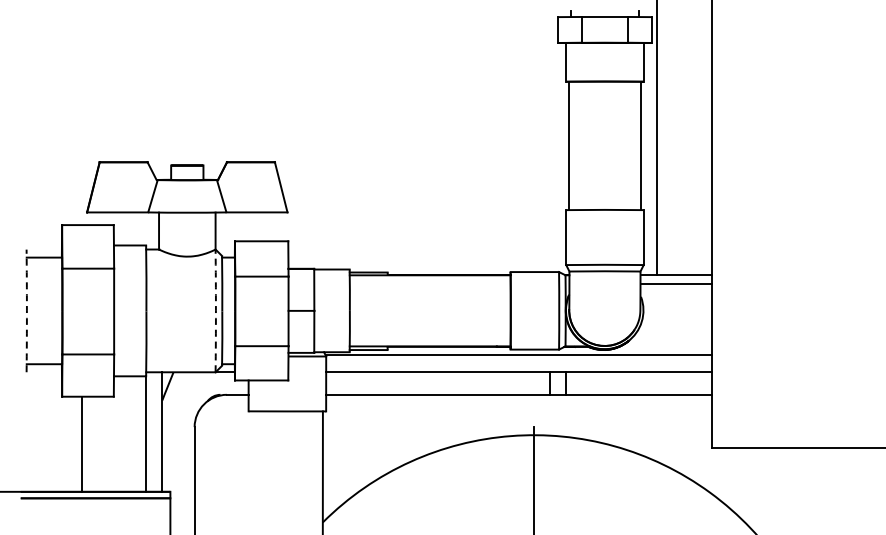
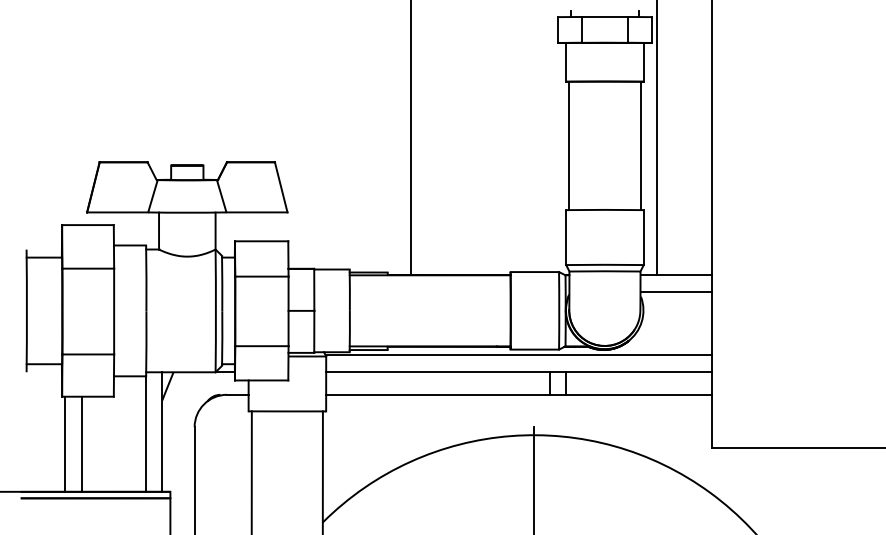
line: none -> present (410, 138)
line position: (675, 284) -> (675, 292) (675, 292)
arc: dashed -> solid (26, 310)
arc: dashed -> solid (215, 310)
line: none -> present (65, 443)
line: none -> present (251, 471)
